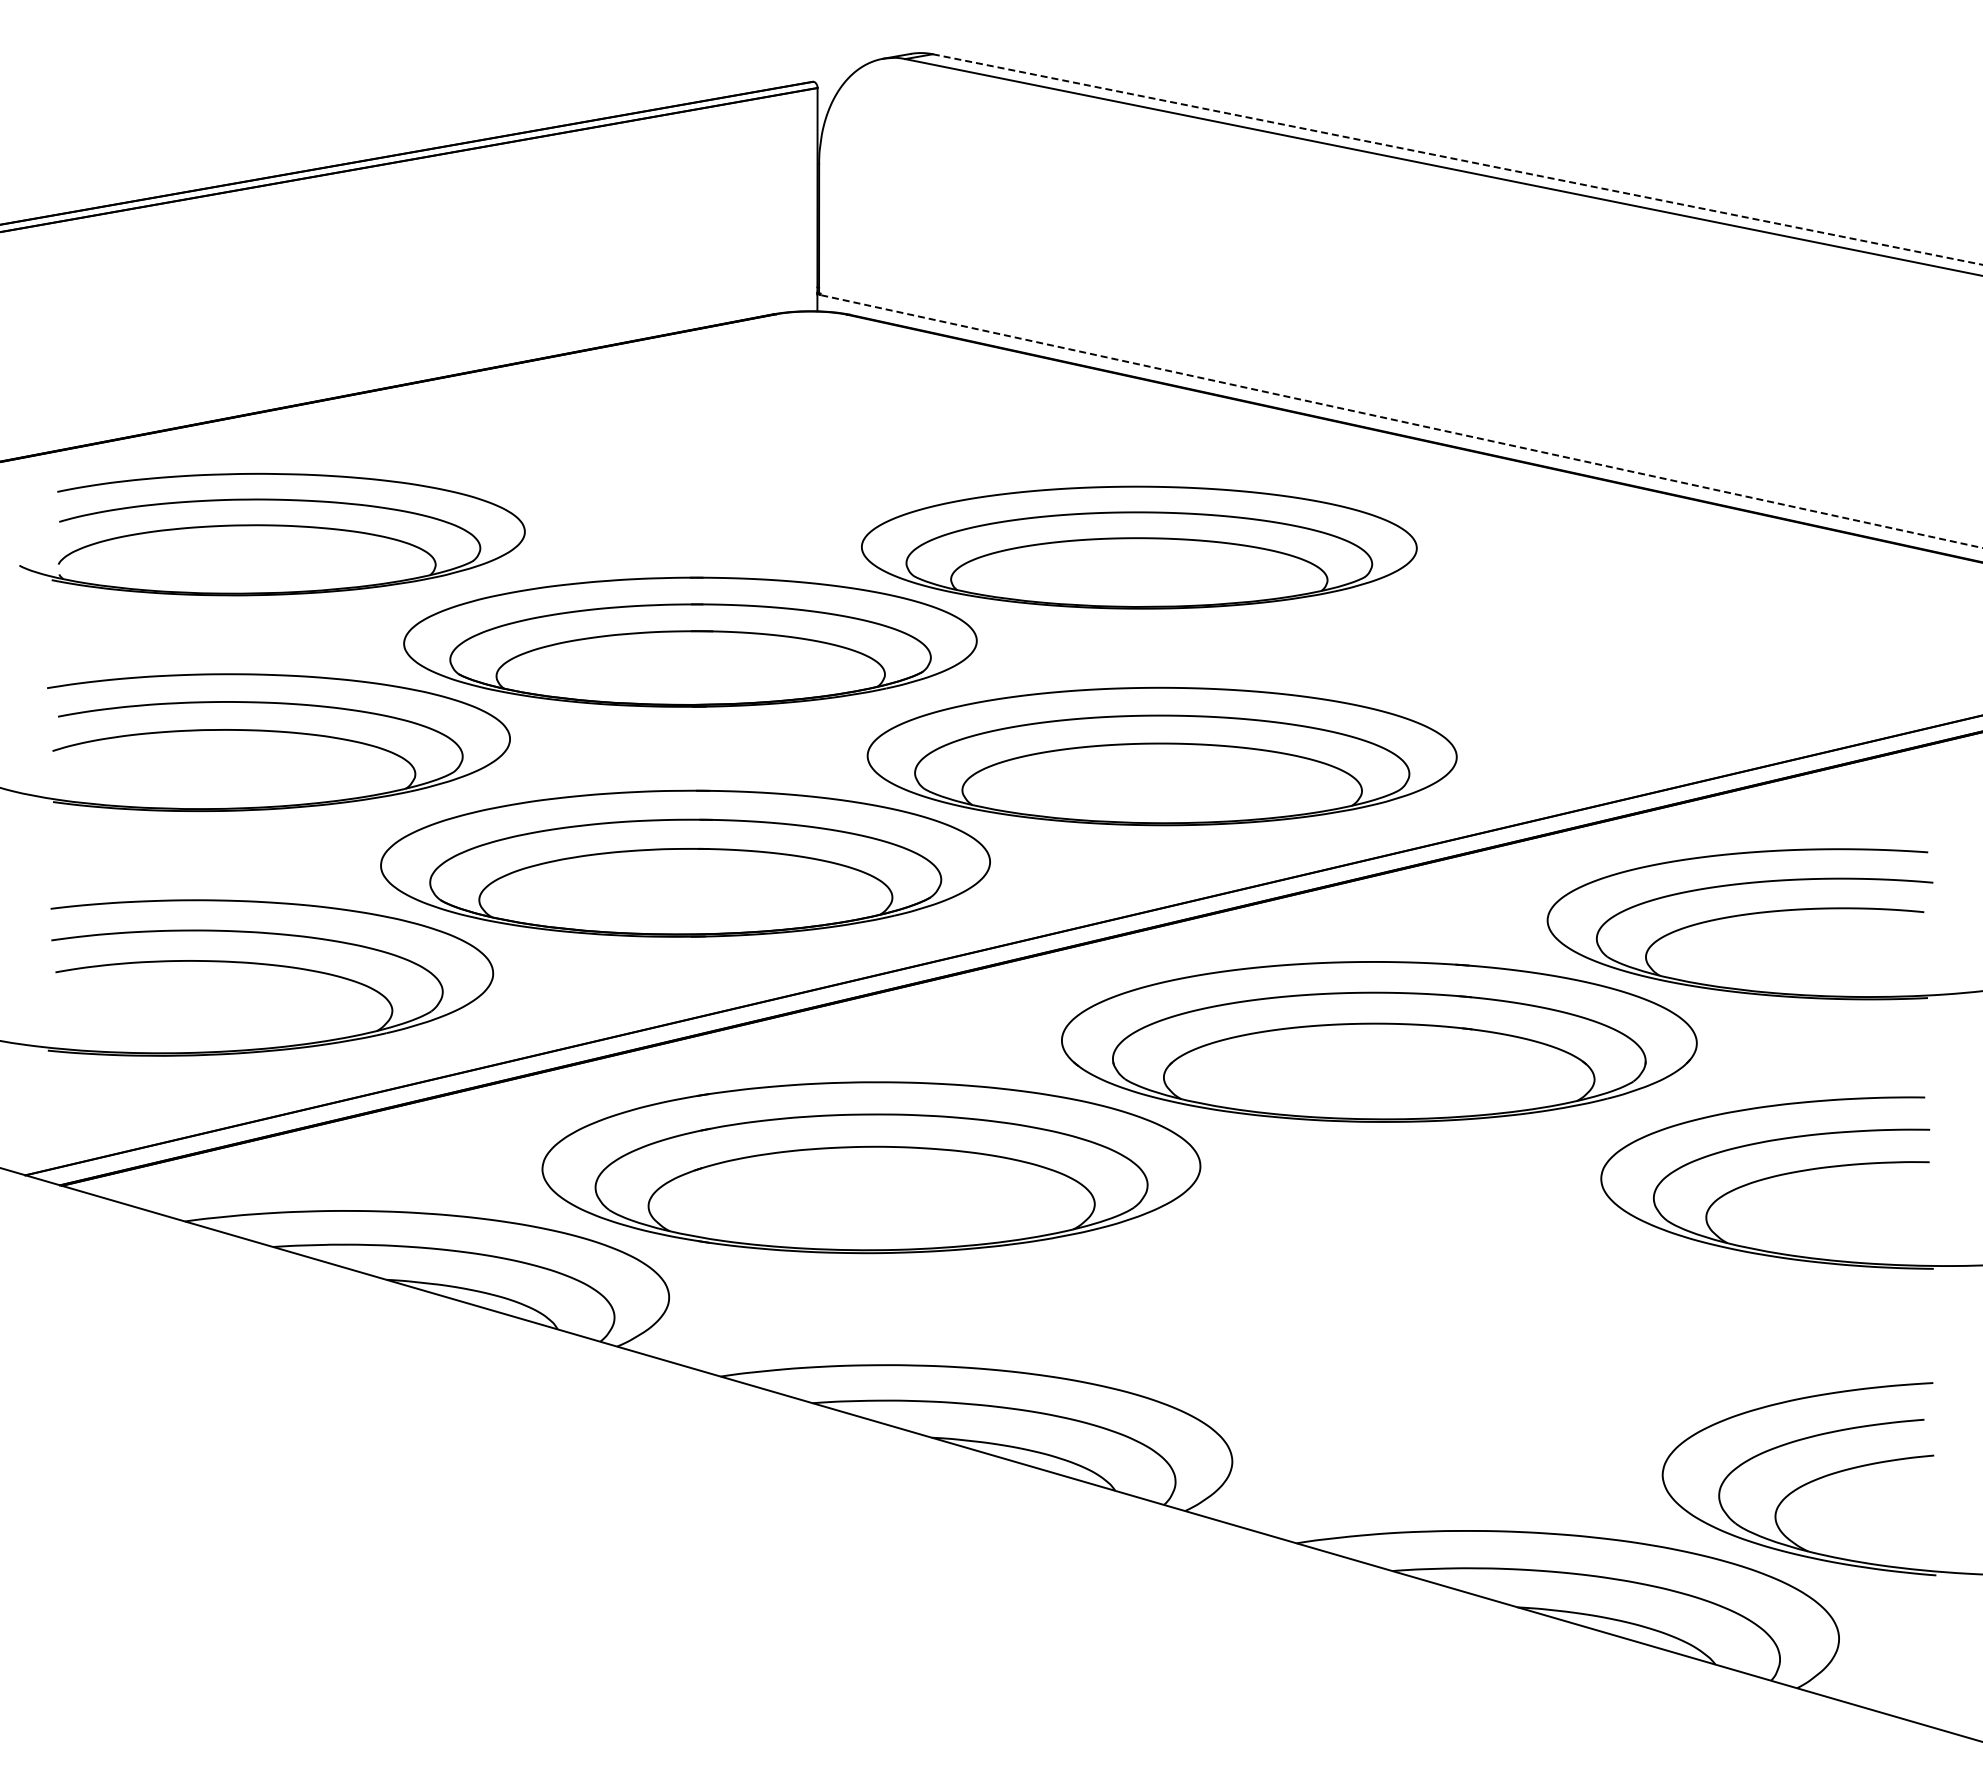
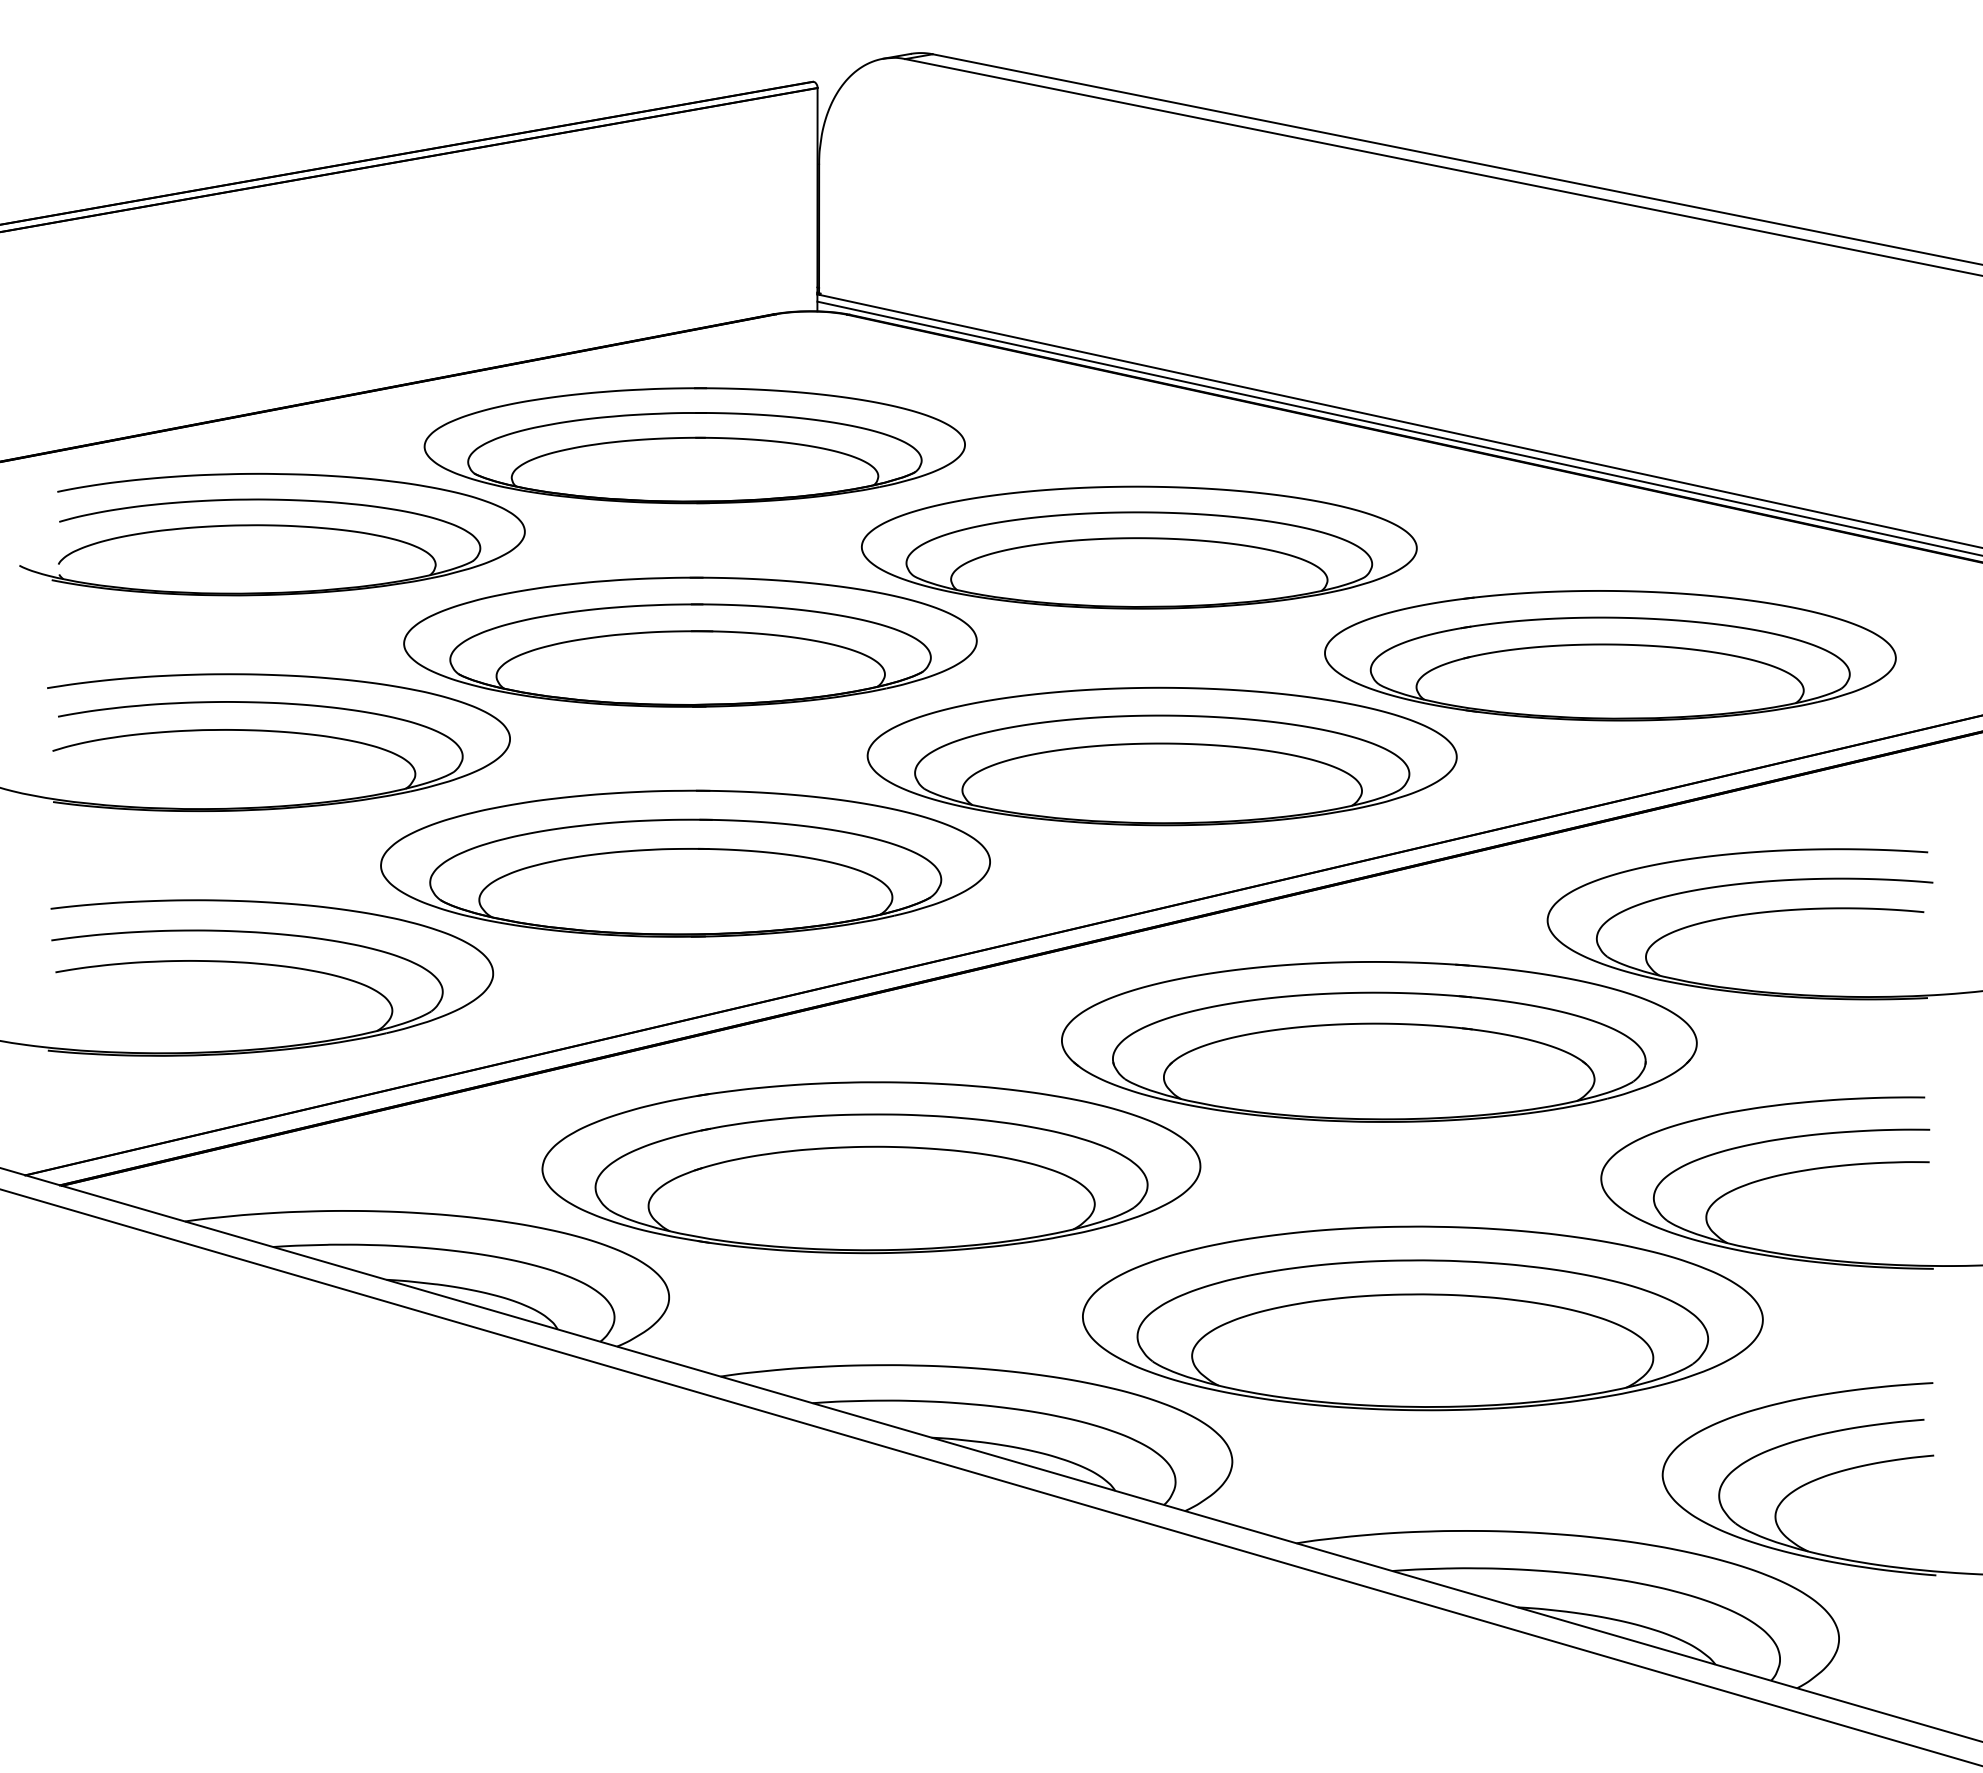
line: dashed -> solid (1458, 159)
line: dashed -> solid (1399, 421)
line: none -> present (1398, 428)
part: none -> present (694, 445)
part: none -> present (1610, 655)
part: none -> present (1422, 1318)
line: none -> present (990, 1477)
